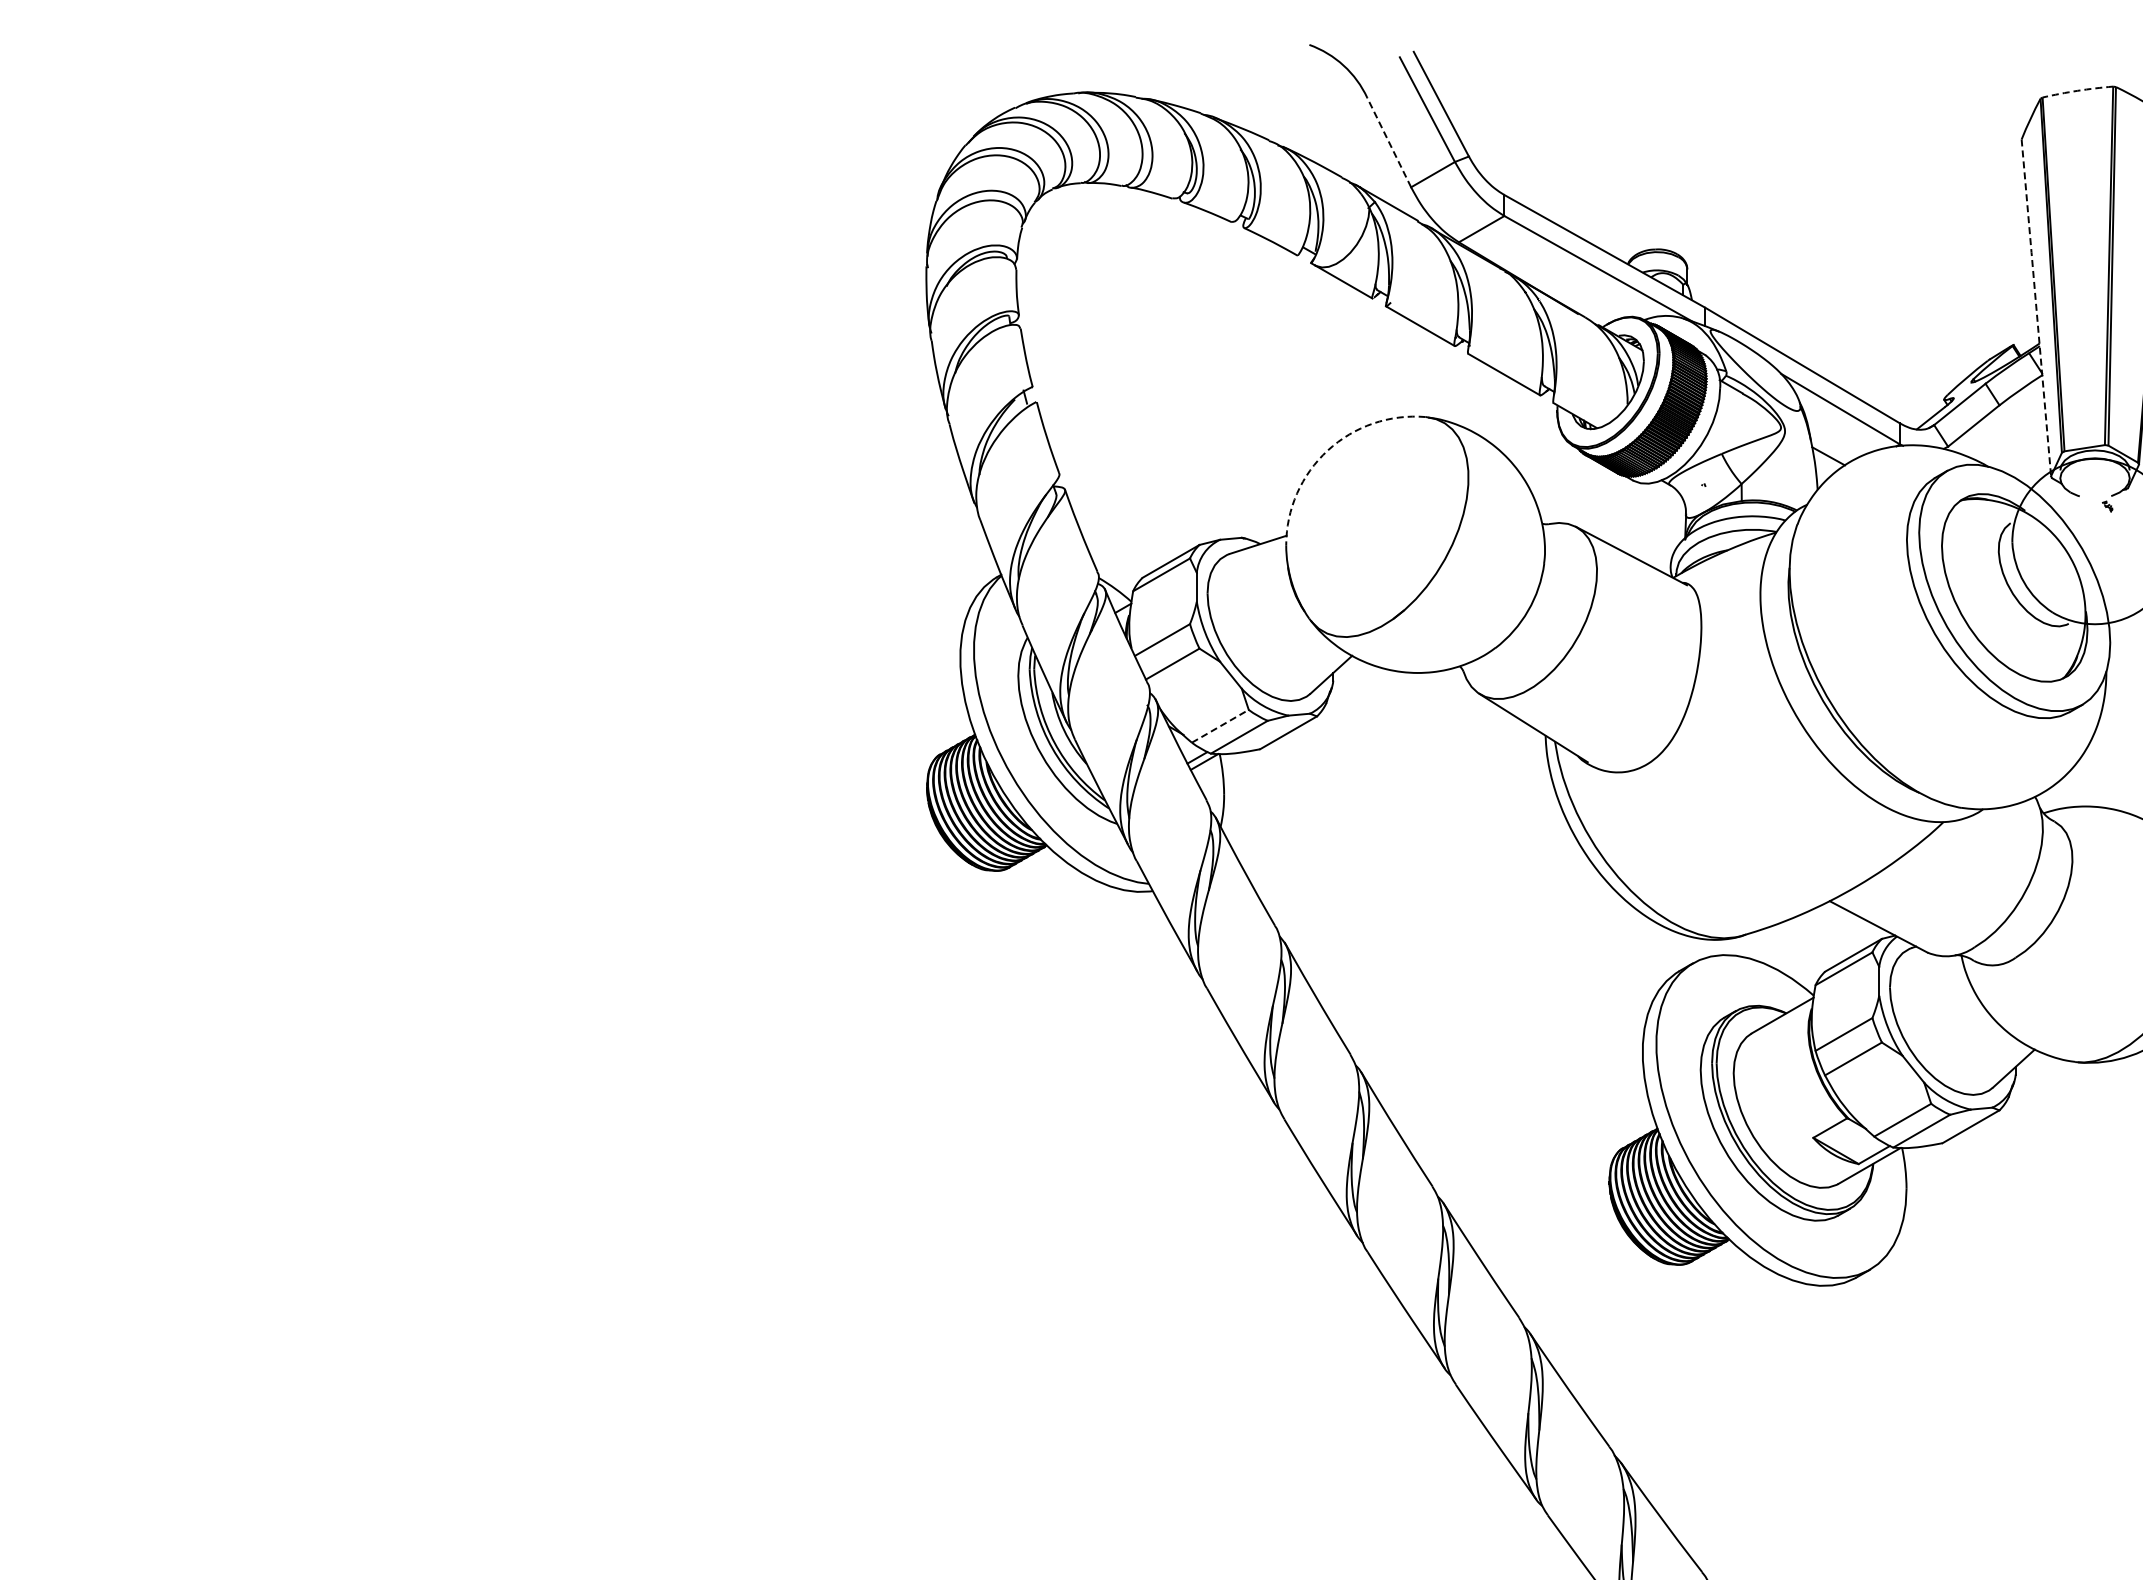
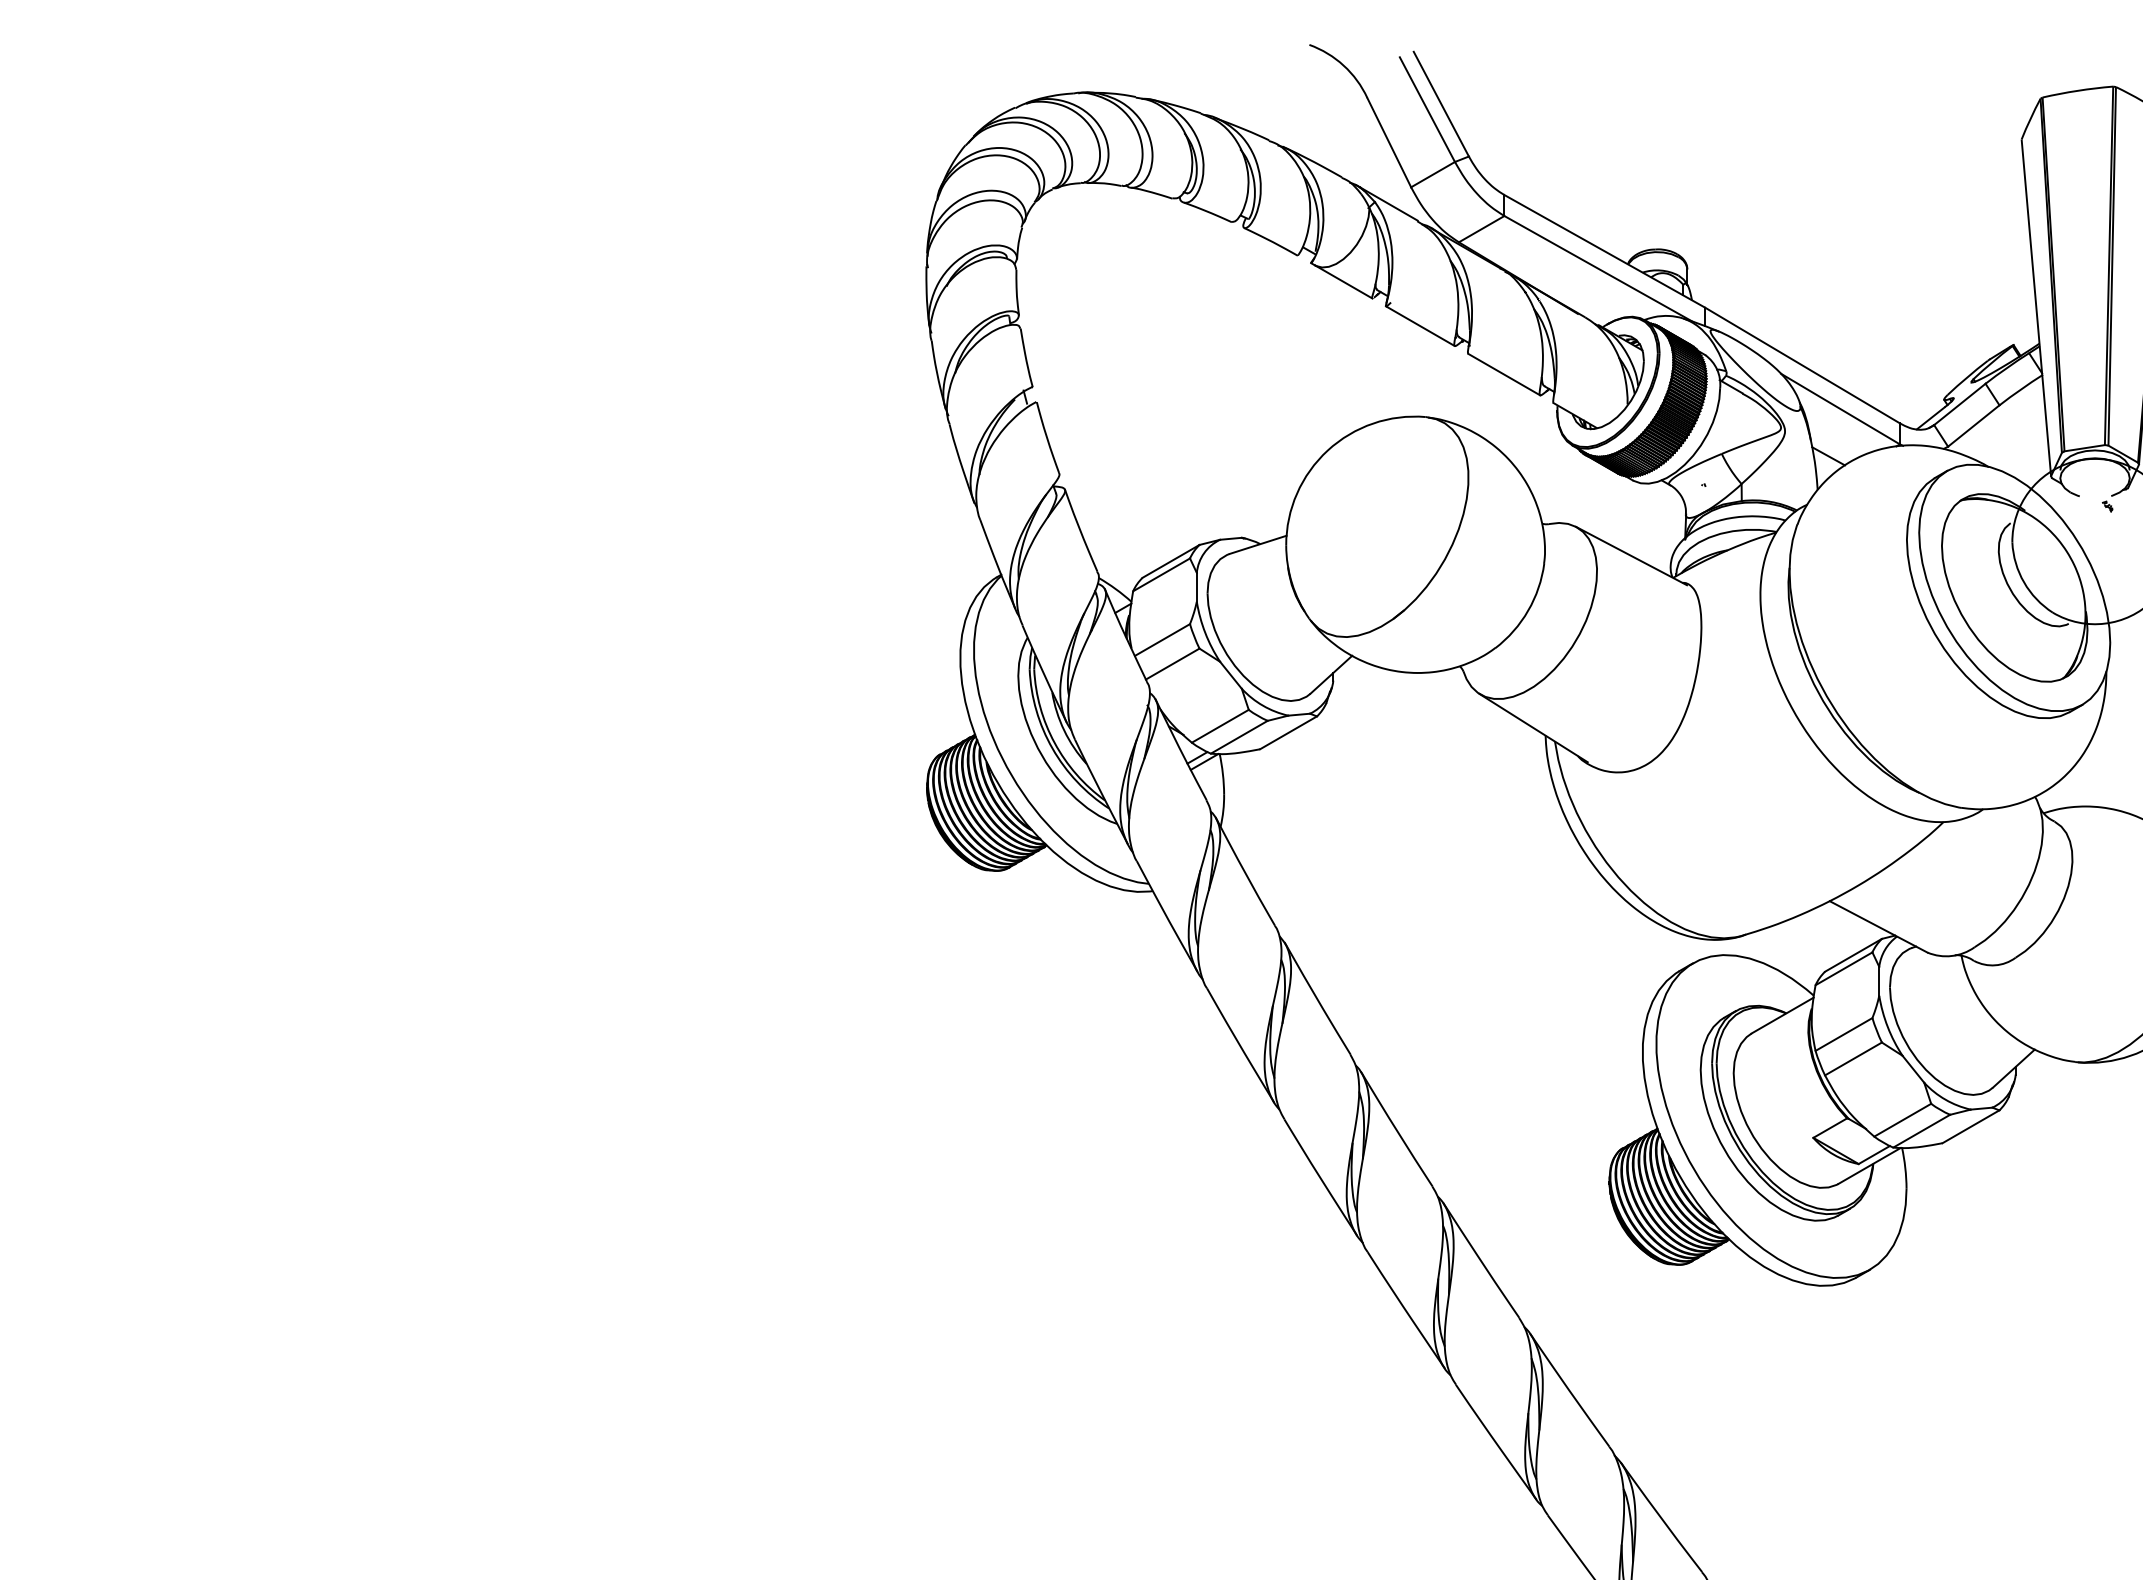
arc: dashed -> solid (2077, 90)
line: dashed -> solid (1389, 142)
line: dashed -> solid (2036, 307)
arc: dashed -> solid (1327, 450)
line: dashed -> solid (1220, 726)
